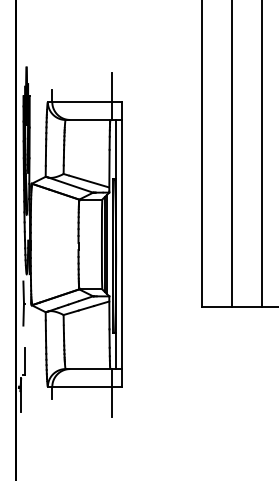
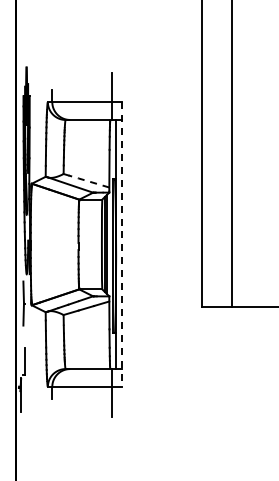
line: present -> none (261, 154)
line: solid -> dashed (88, 181)
line: solid -> dashed (122, 245)
